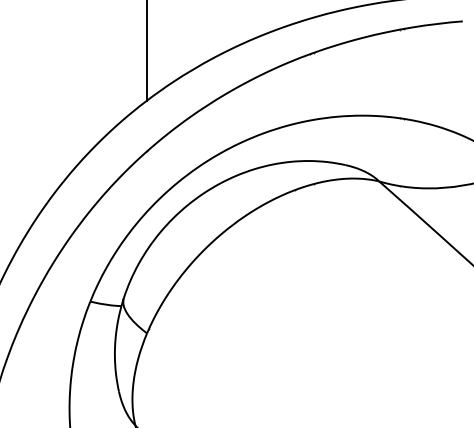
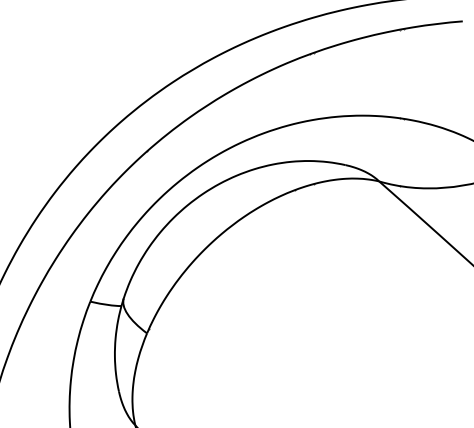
line: present -> none (147, 51)
